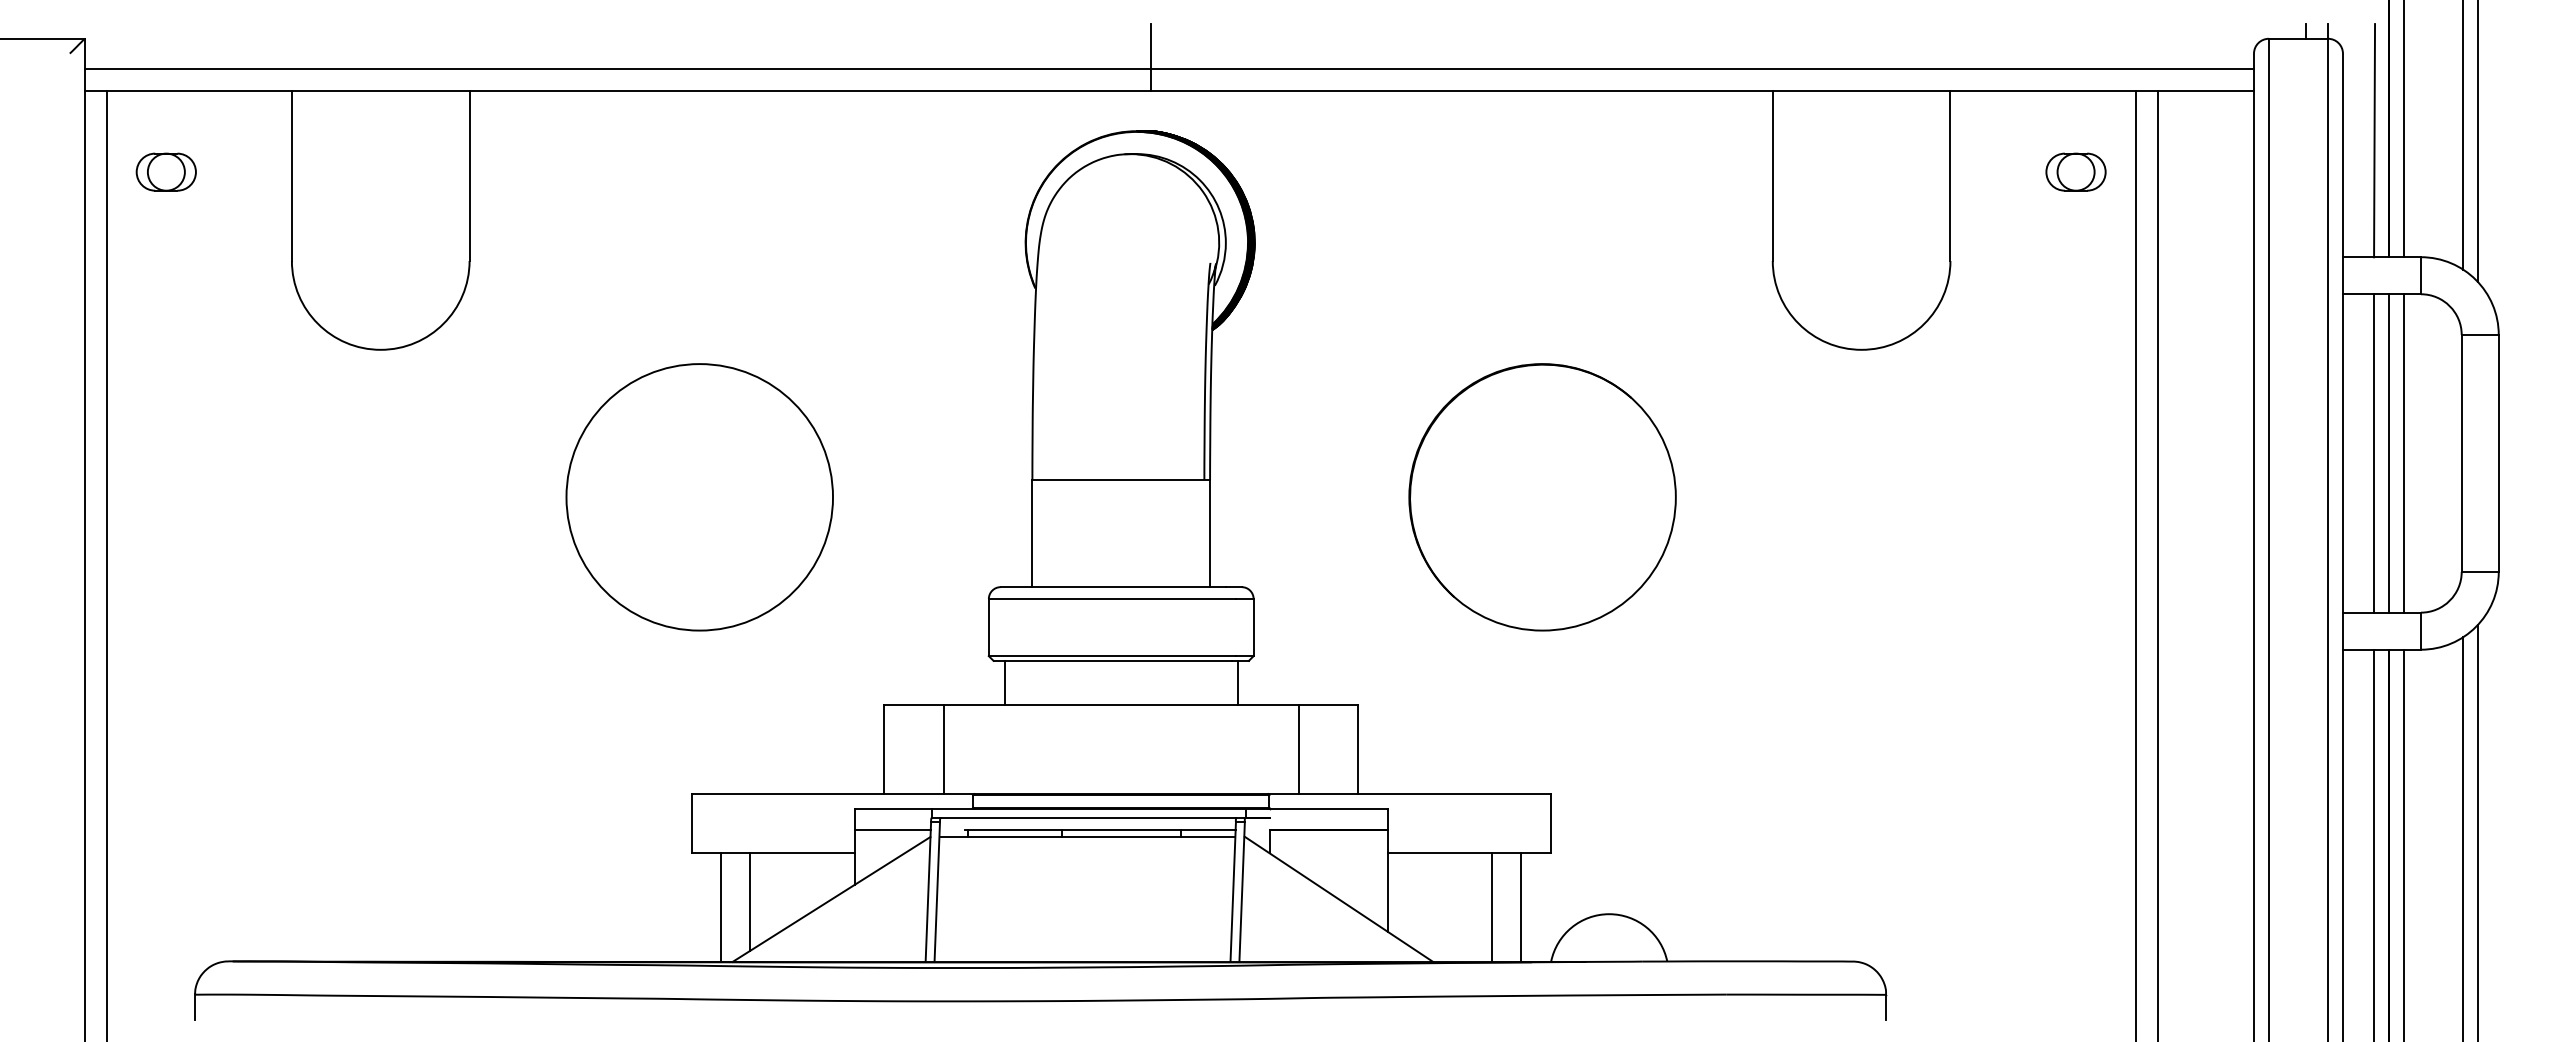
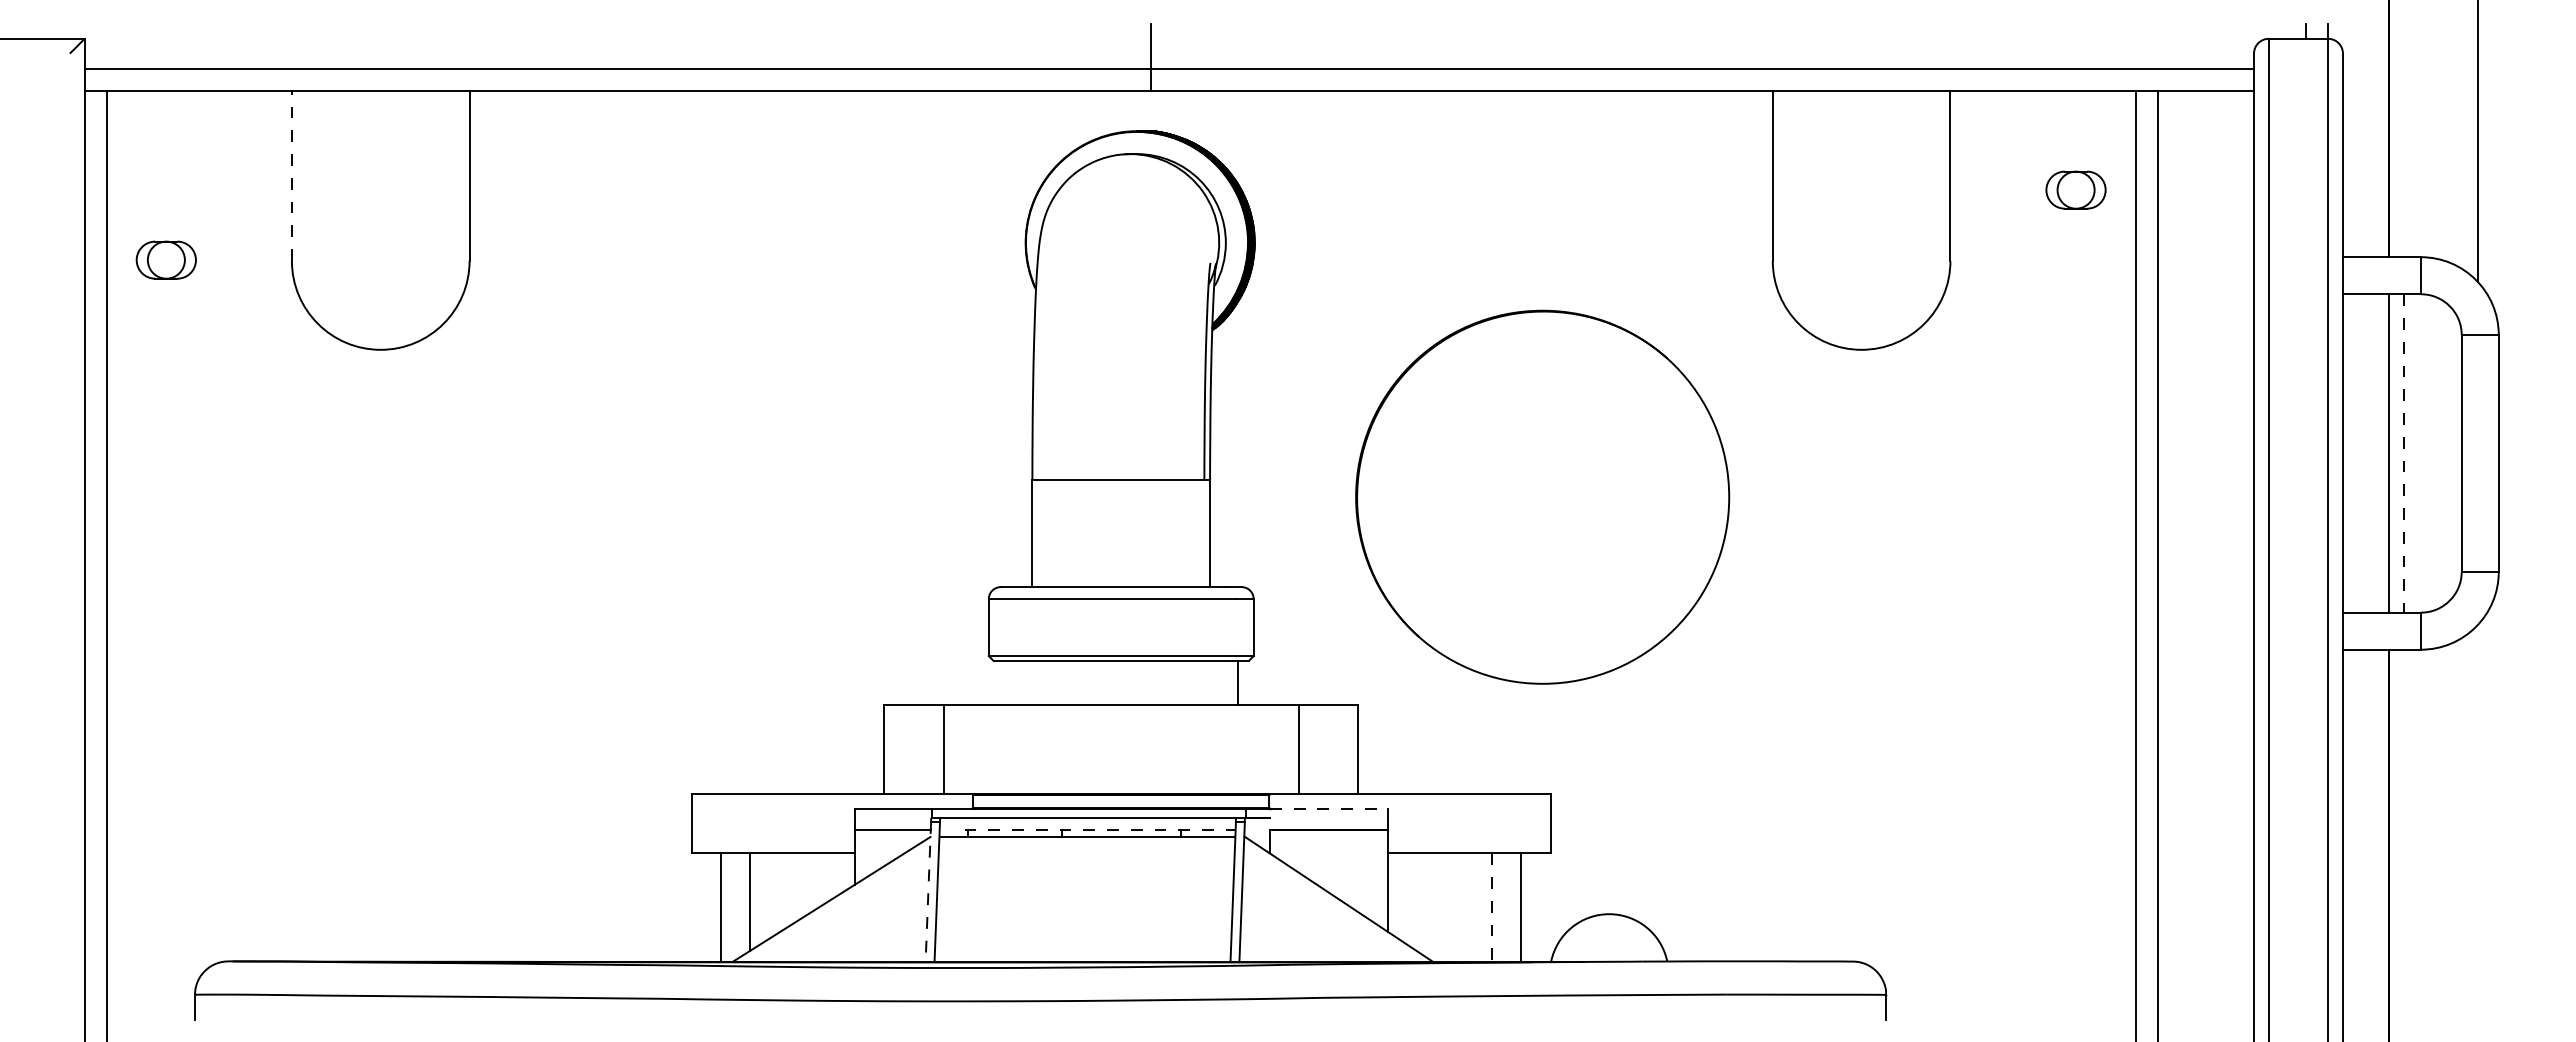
line: present -> none (2403, 129)
line: present -> none (2463, 135)
line: present -> none (2374, 140)
part position: (165, 171) -> (165, 259) (165, 259)
part position: (2075, 171) -> (2075, 189) (2075, 189)
line: solid -> dashed (291, 176)
line: present -> none (2374, 453)
line: solid -> dashed (2403, 453)
circle: present -> none (699, 497)
circle size: 269x269 px -> 376x376 px (1542, 496)
line: present -> none (1004, 682)
line: solid -> dashed (1328, 808)
line: solid -> dashed (1100, 830)
line: present -> none (2477, 831)
line: present -> none (2463, 837)
line: present -> none (2374, 843)
line: present -> none (2403, 843)
line: solid -> dashed (928, 892)
line: solid -> dashed (1492, 908)
